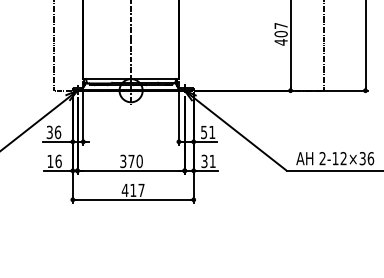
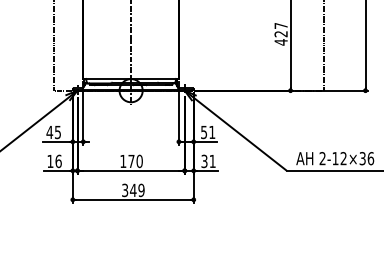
text: 407 -> 427 (280, 34)
text: 36 -> 45 (53, 132)
text: 370 -> 170 (123, 161)
text: 417 -> 349 (132, 190)
